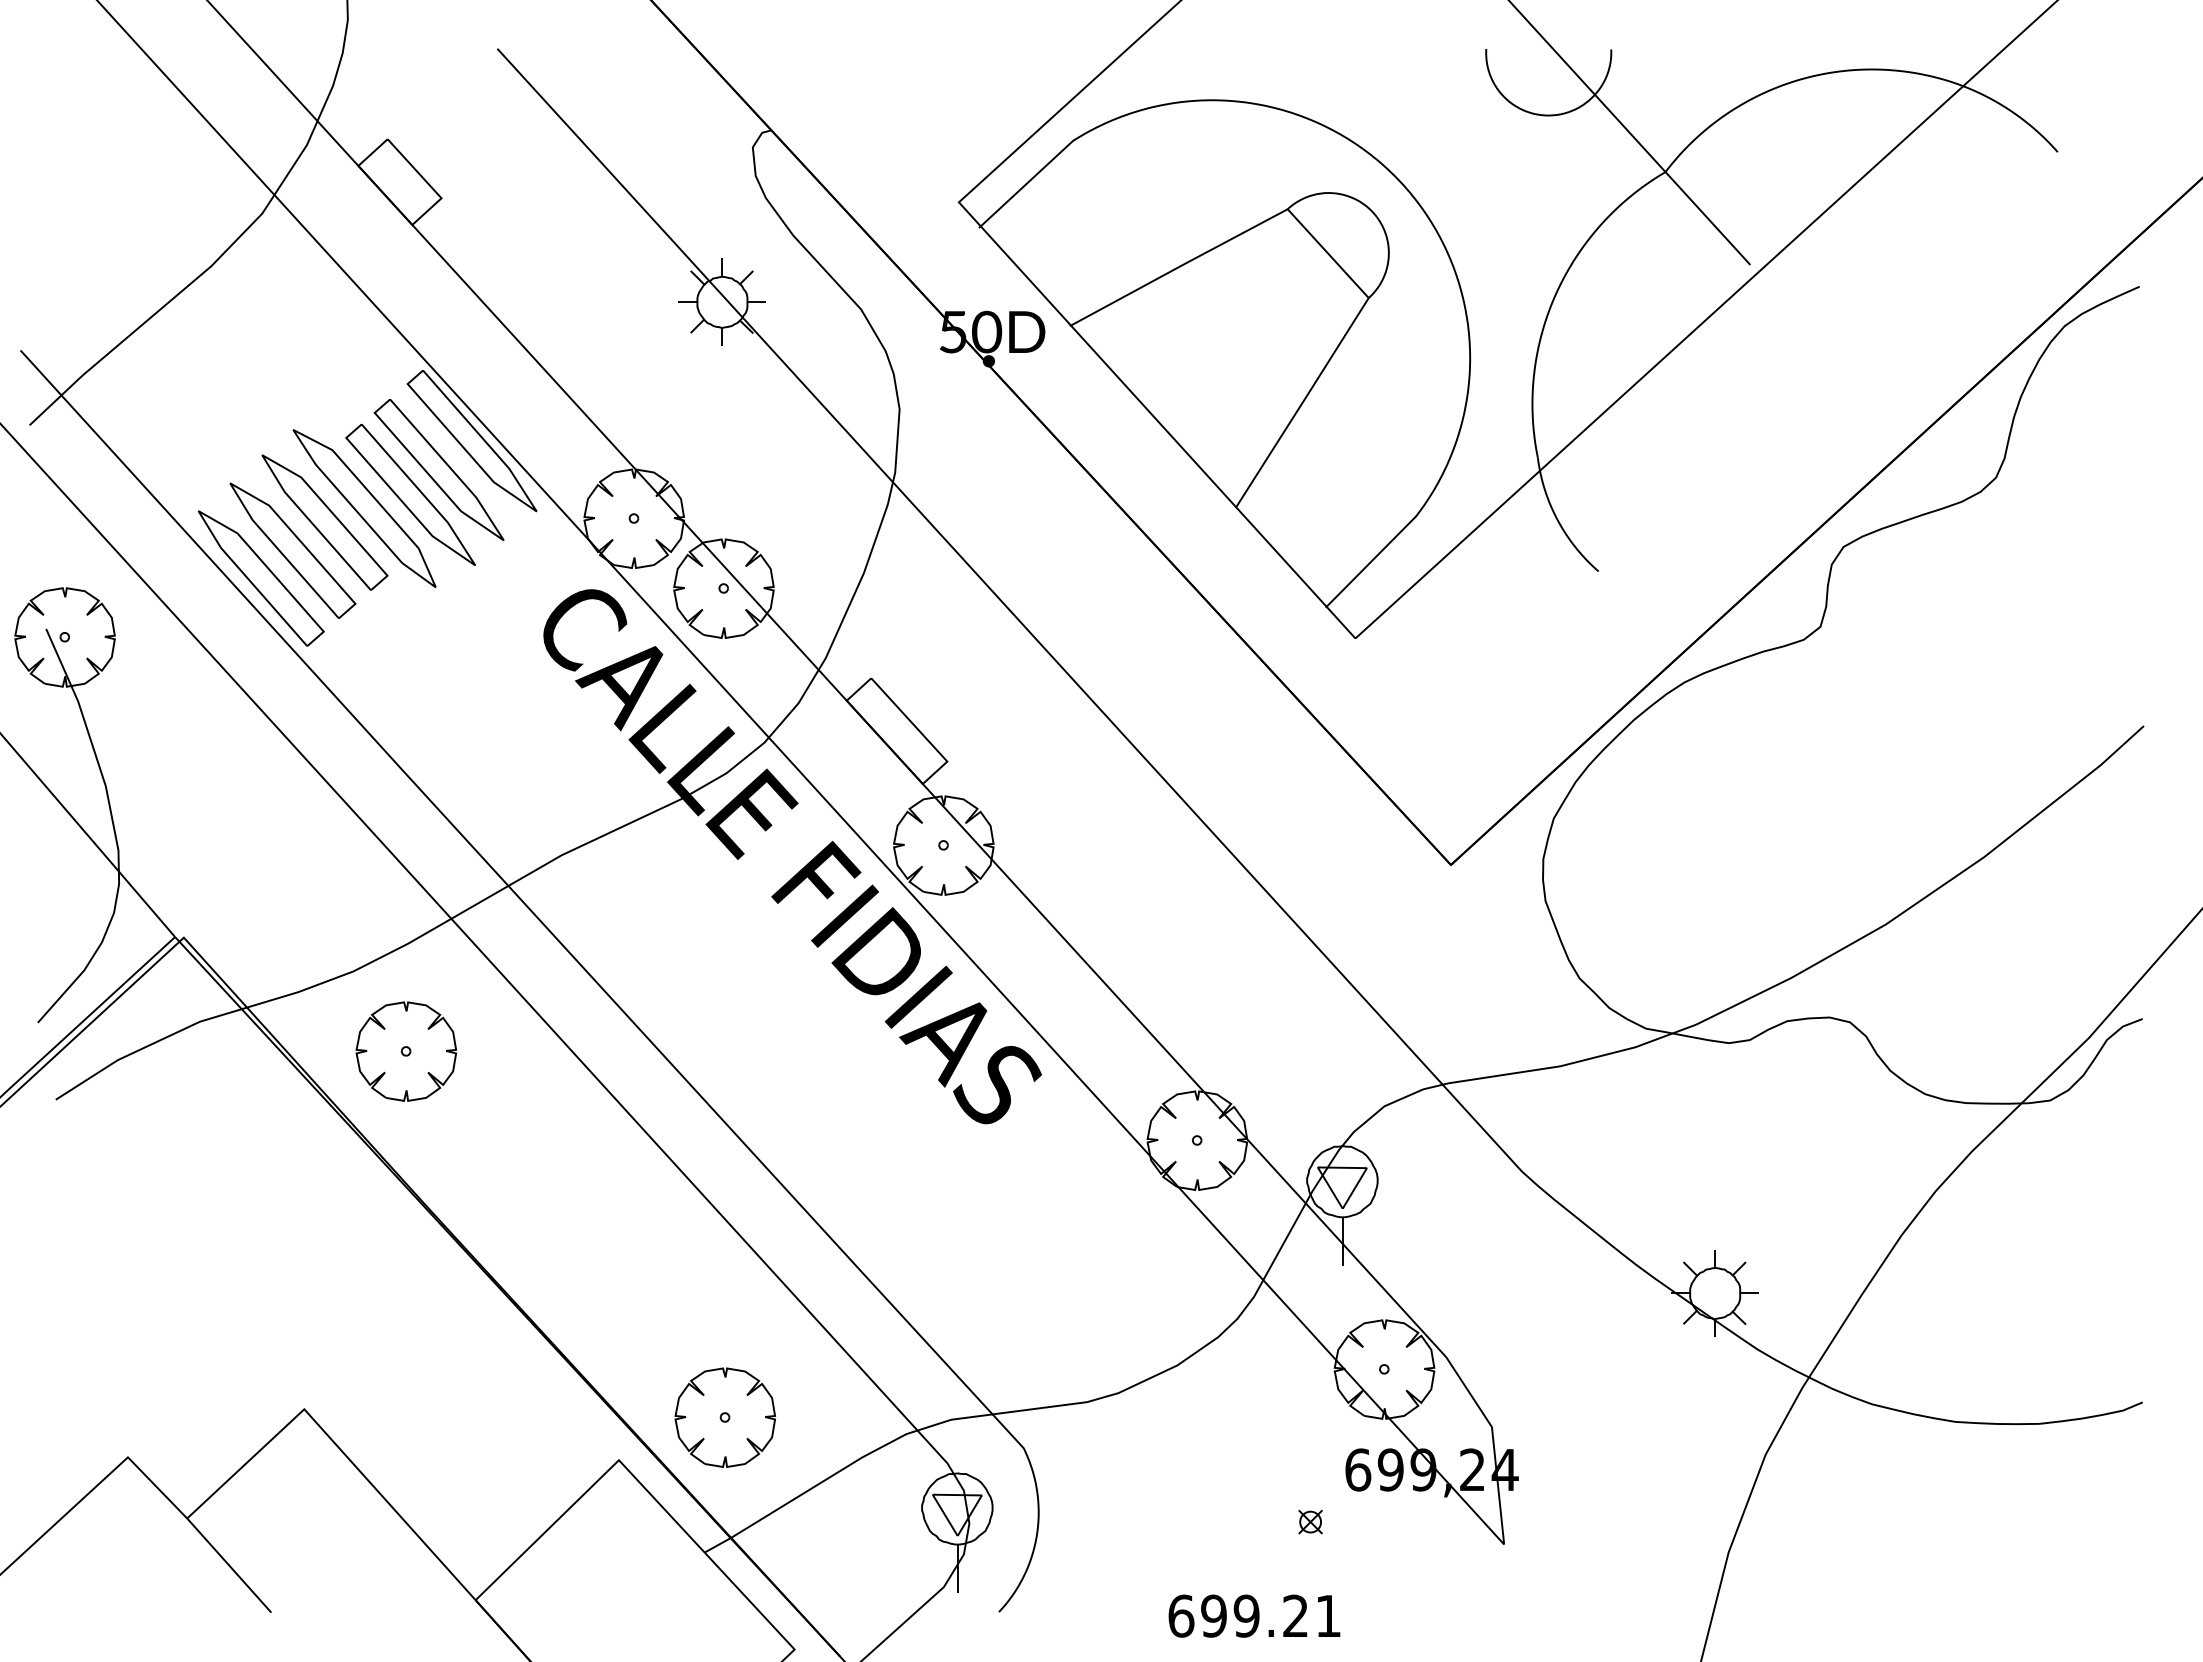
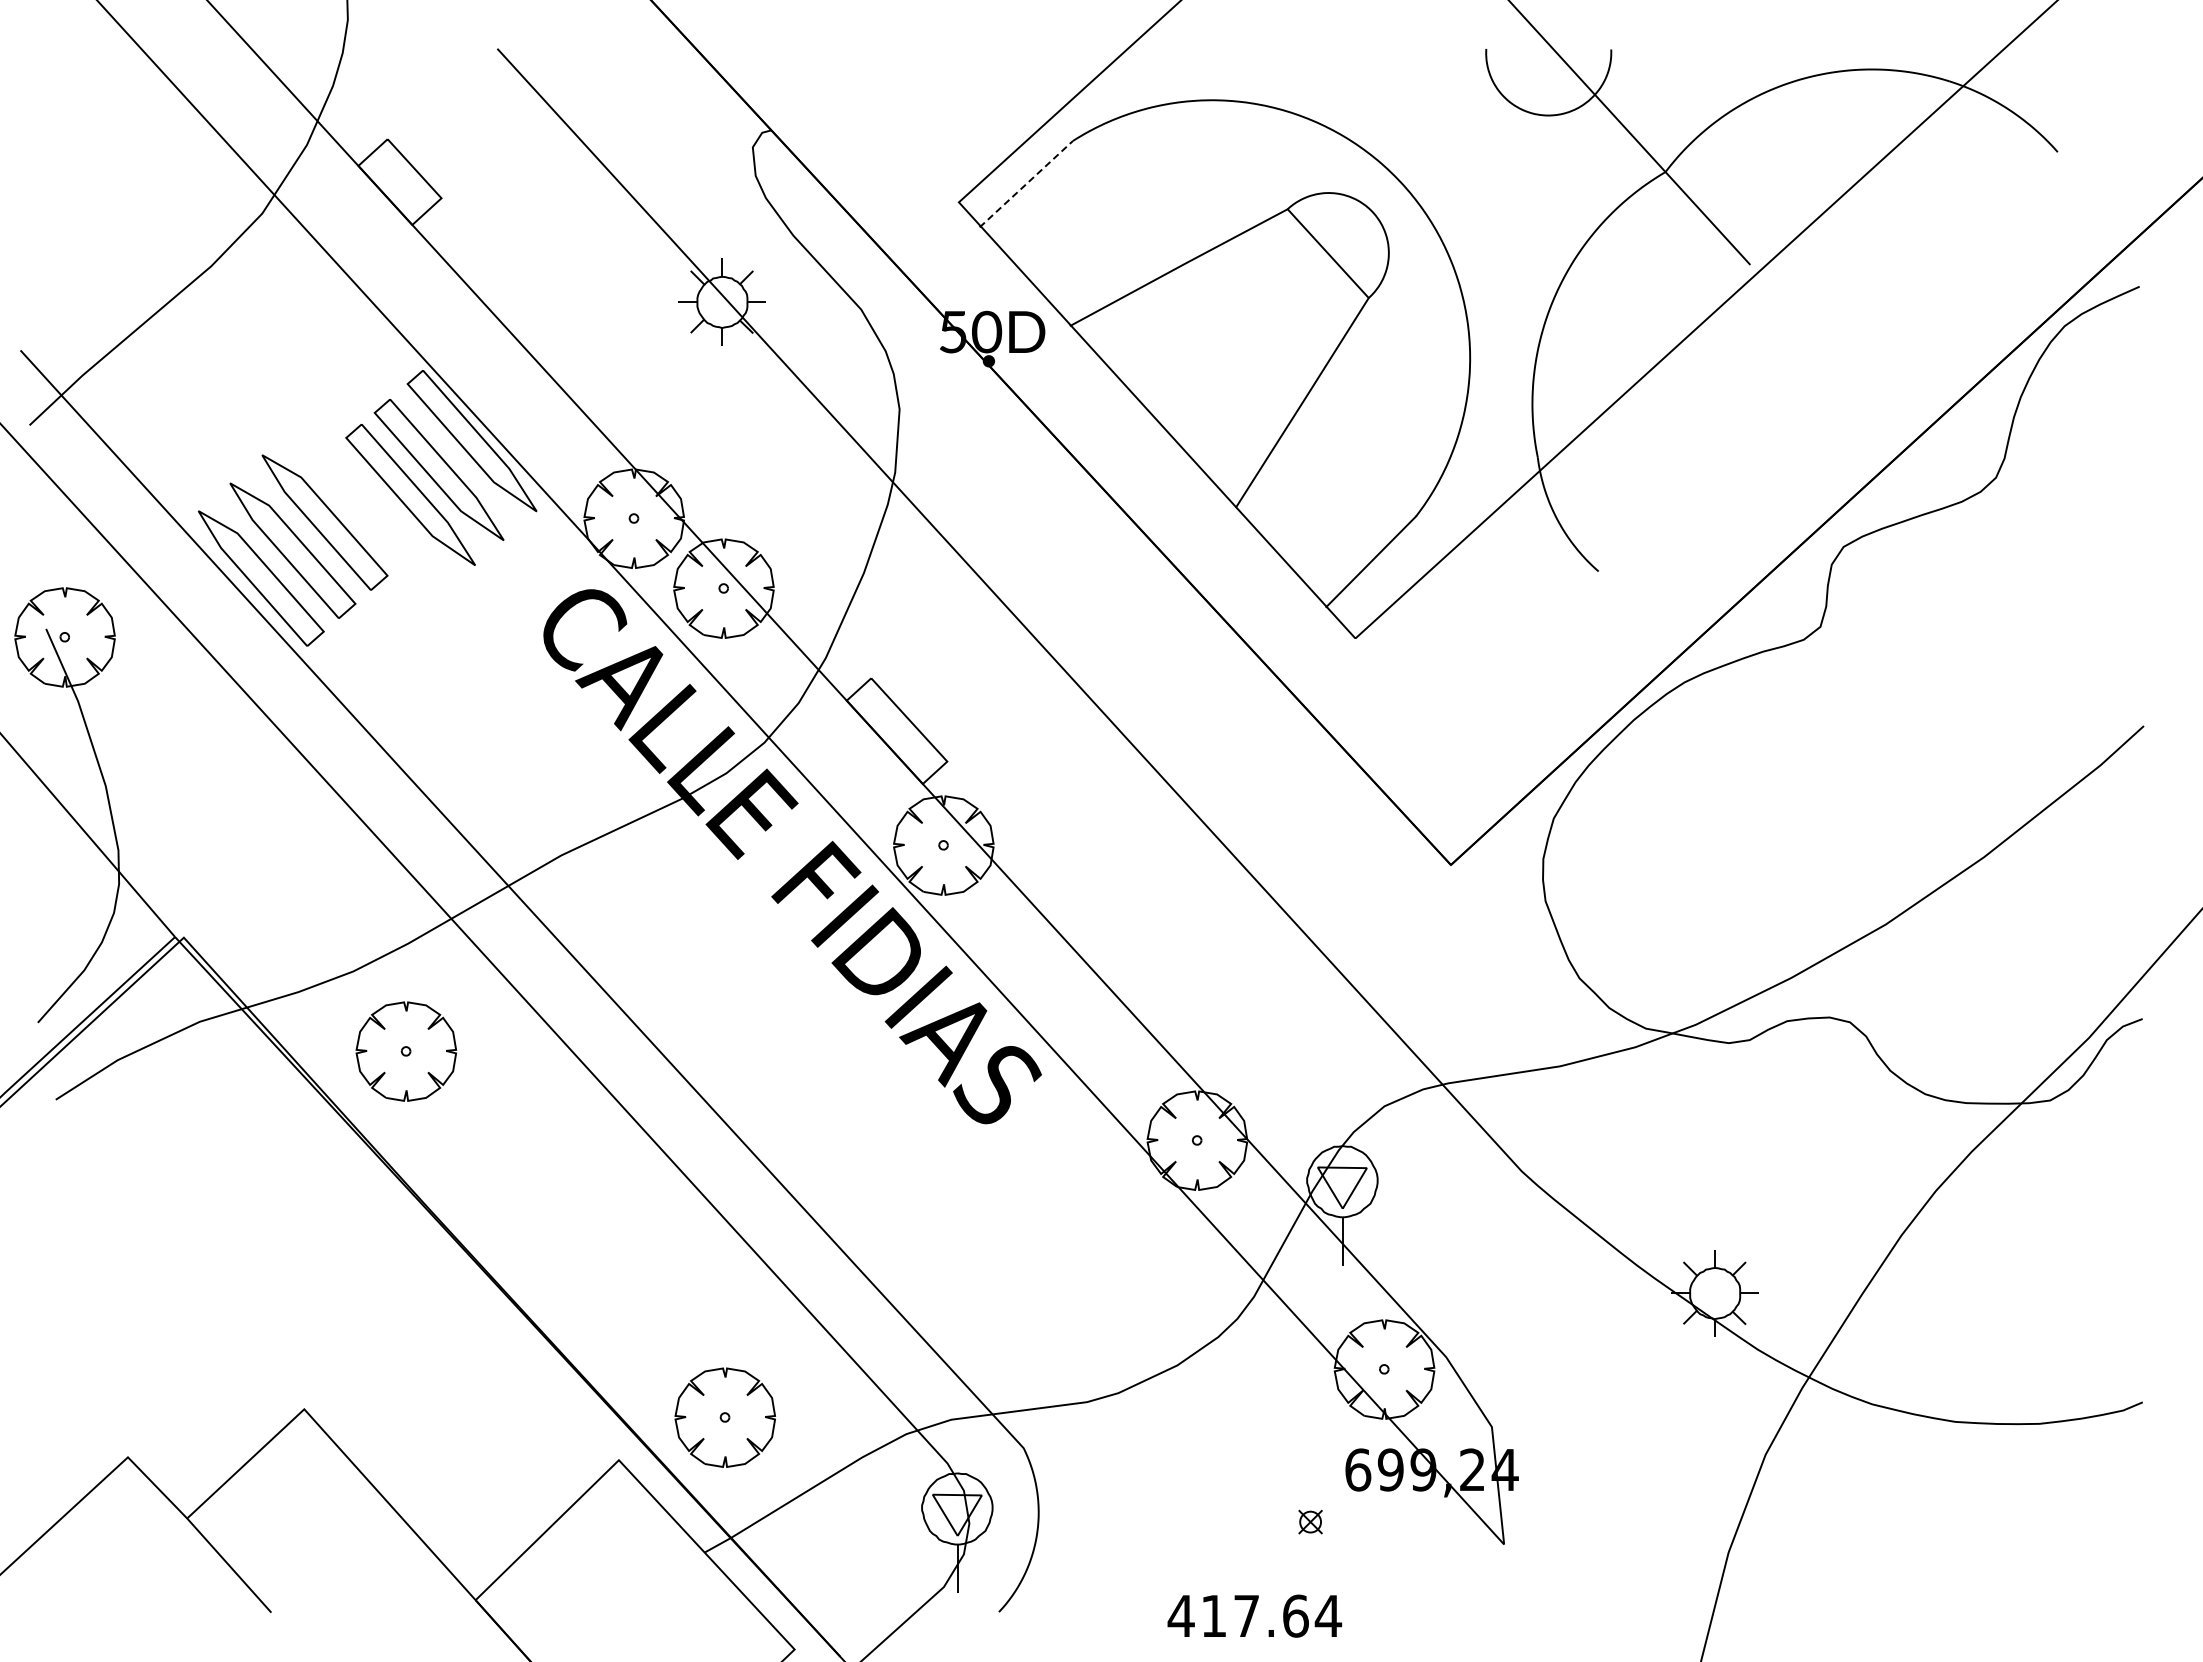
line: solid -> dashed (1026, 184)
part: present -> none (364, 508)
text: 699.21 -> 417.64 (1254, 1615)
